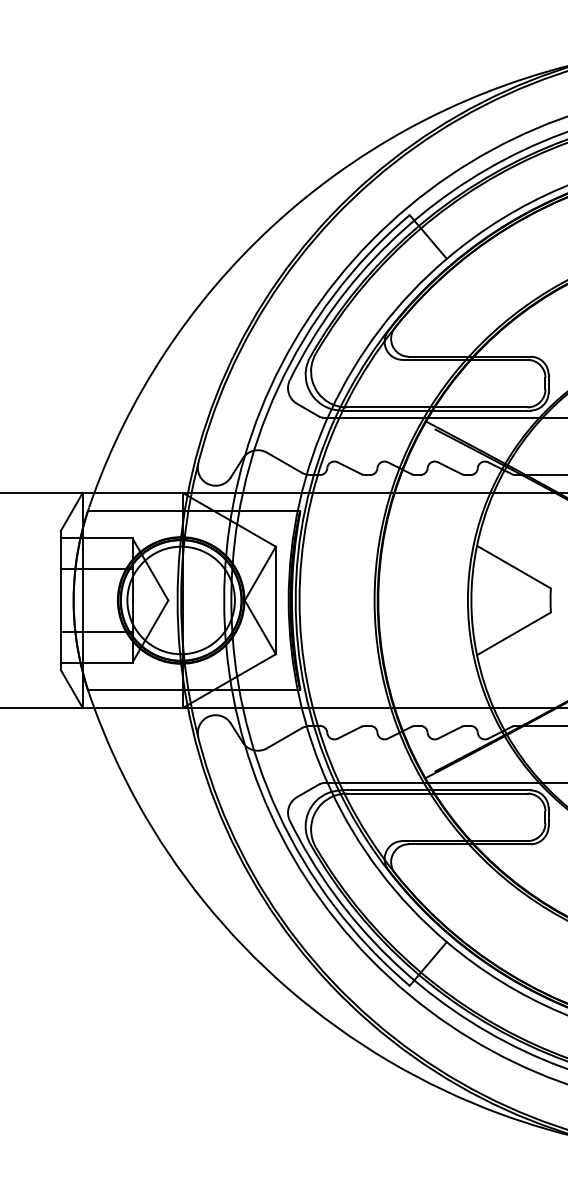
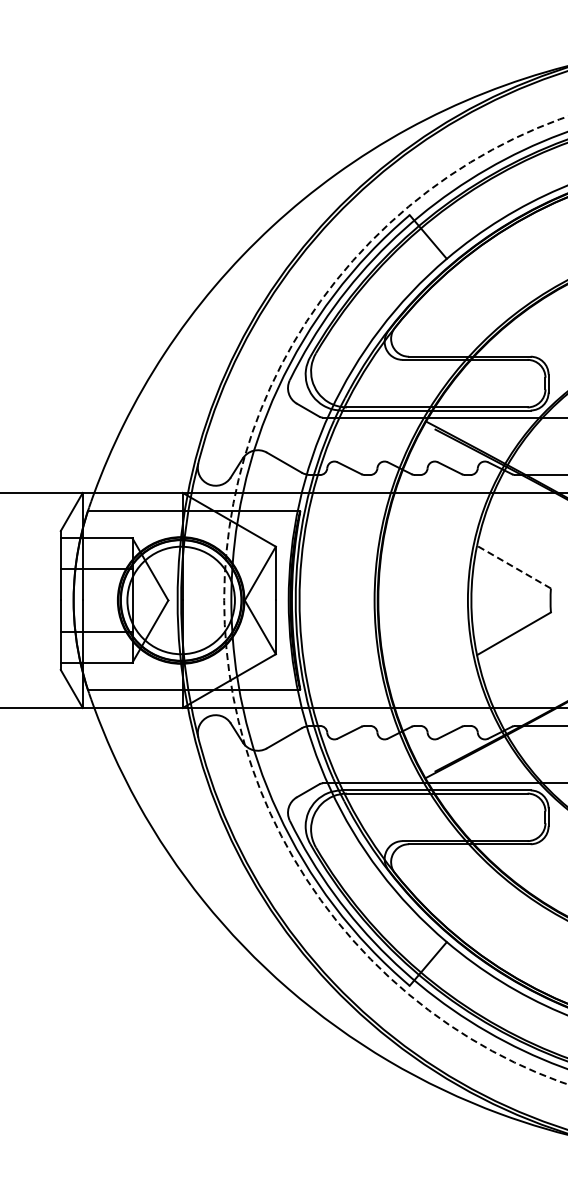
line: solid -> dashed (514, 567)
arc: solid -> dashed (224, 600)
